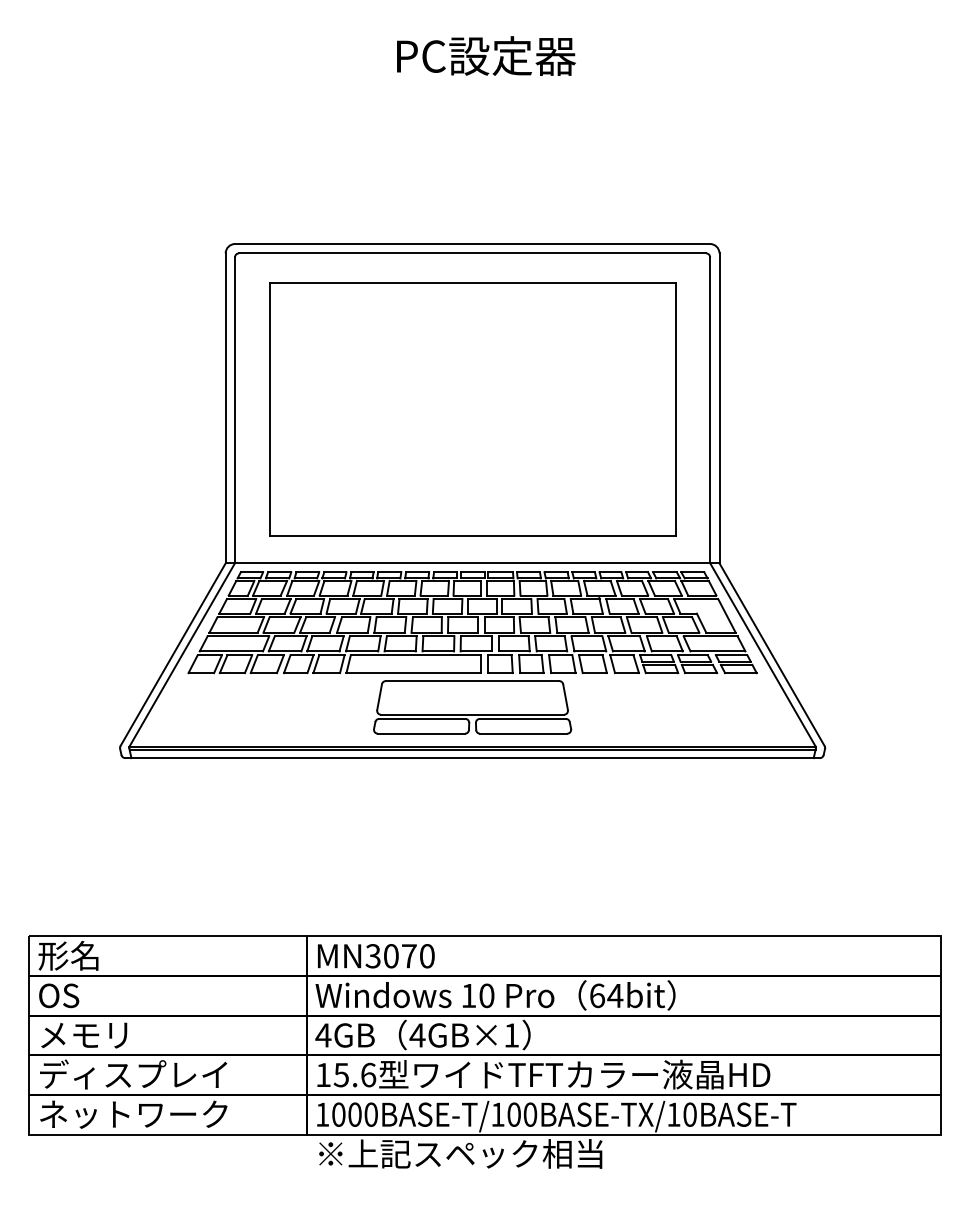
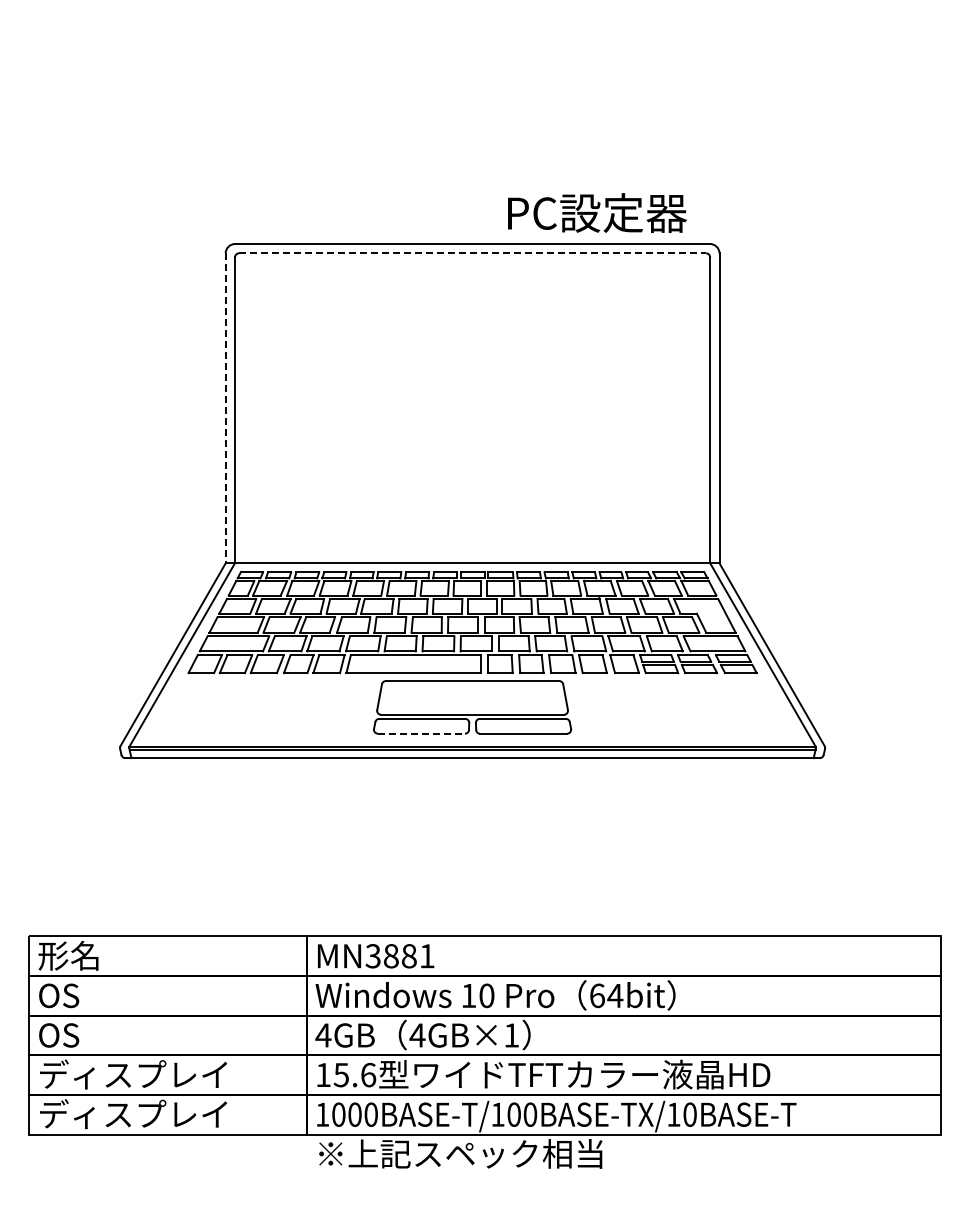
text position: (486, 55) -> (597, 212) (597, 212)
line: solid -> dashed (472, 253)
line: solid -> dashed (225, 408)
part: present -> none (472, 409)
line: solid -> dashed (421, 733)
text: MN3070 -> MN3881 (409, 956)
text: メモリ -> OS (83, 1035)
text: ネットワーク -> ディスプレイ (133, 1114)
